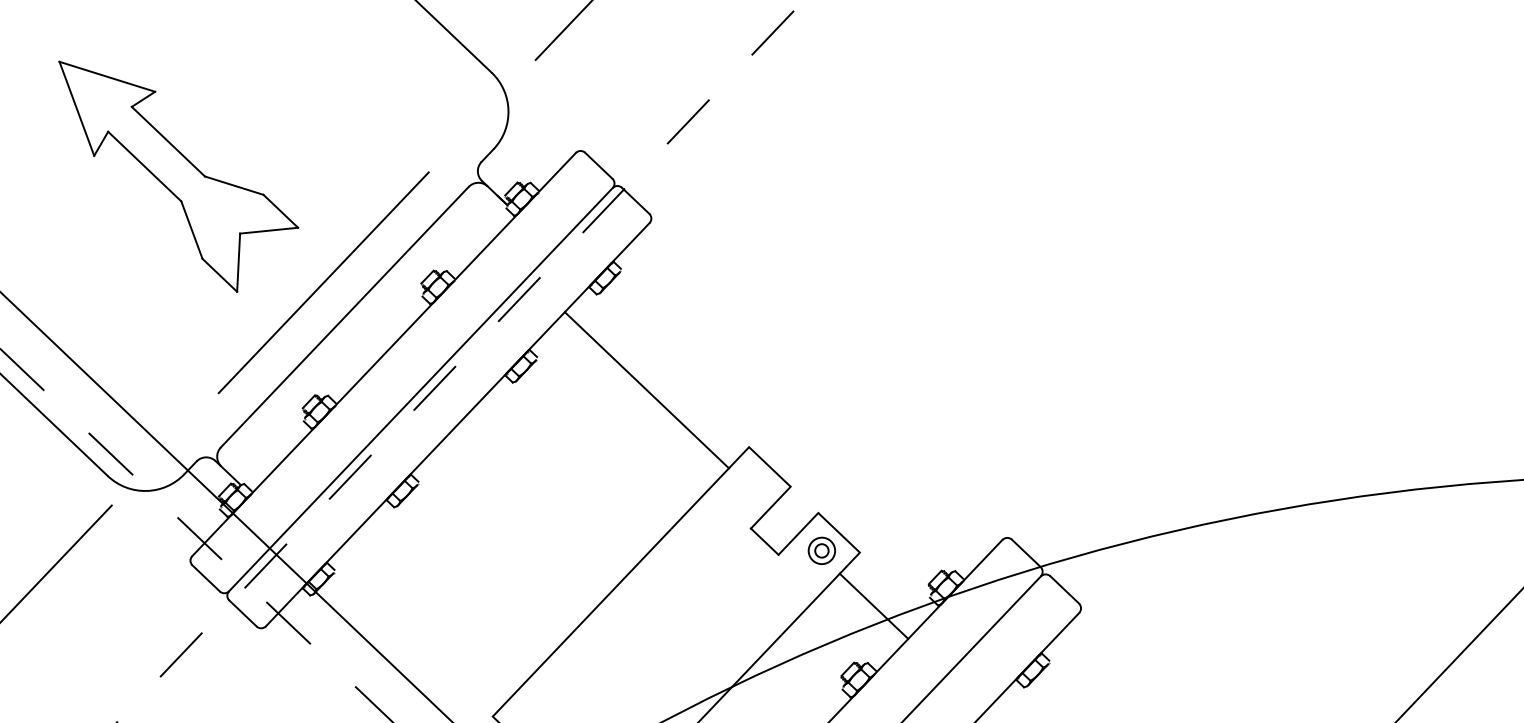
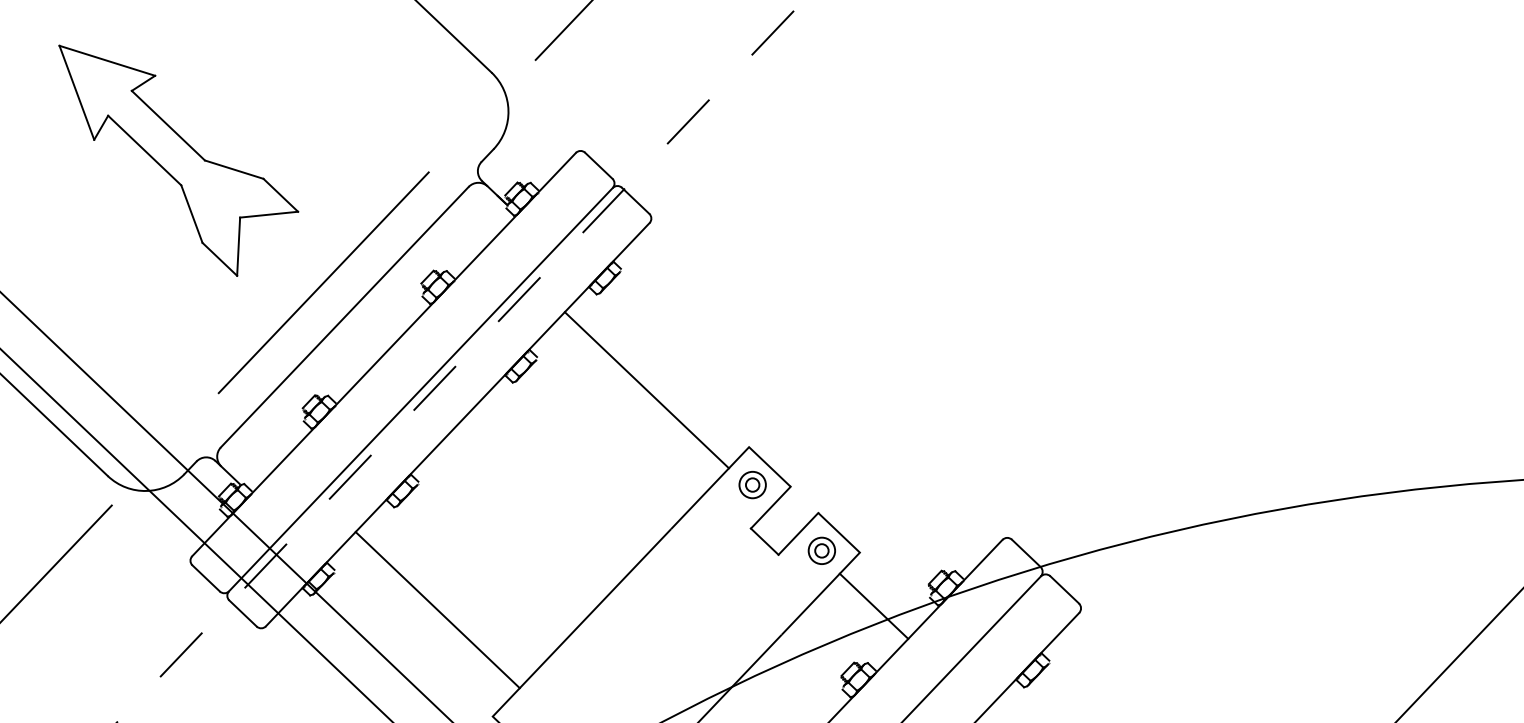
part position: (178, 176) -> (178, 160) (178, 160)
part: none -> present (752, 485)
line: dashed -> solid (196, 535)
line: none -> present (437, 610)
